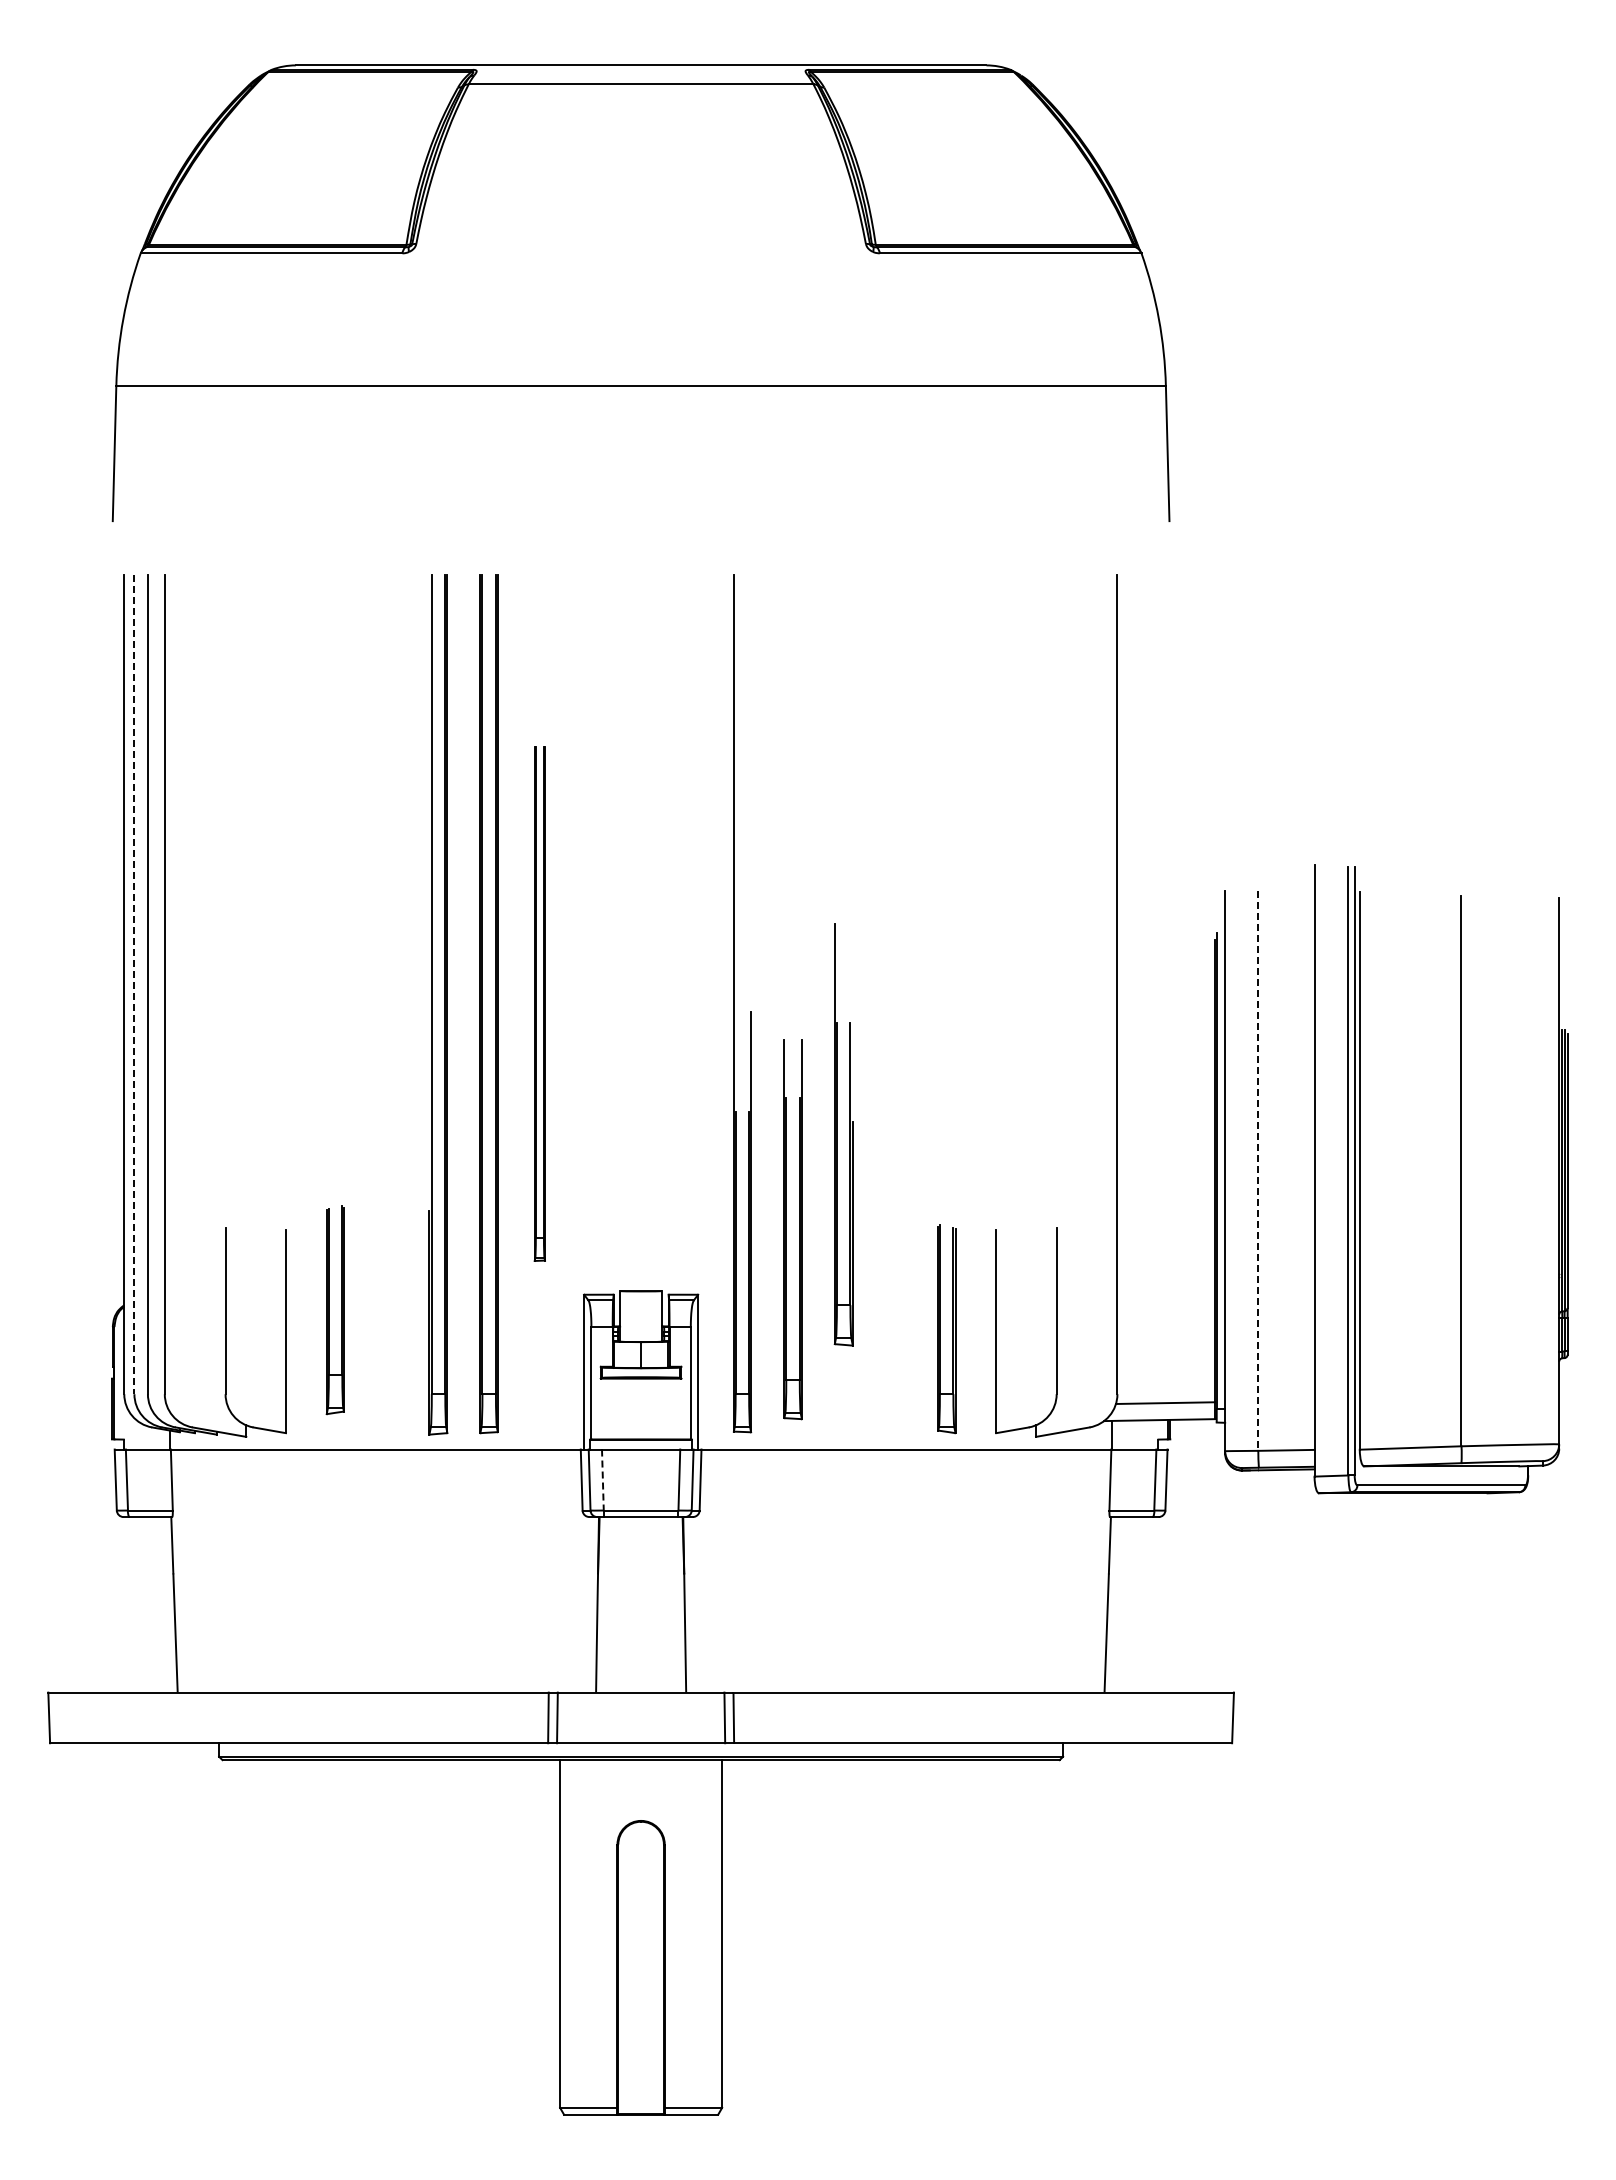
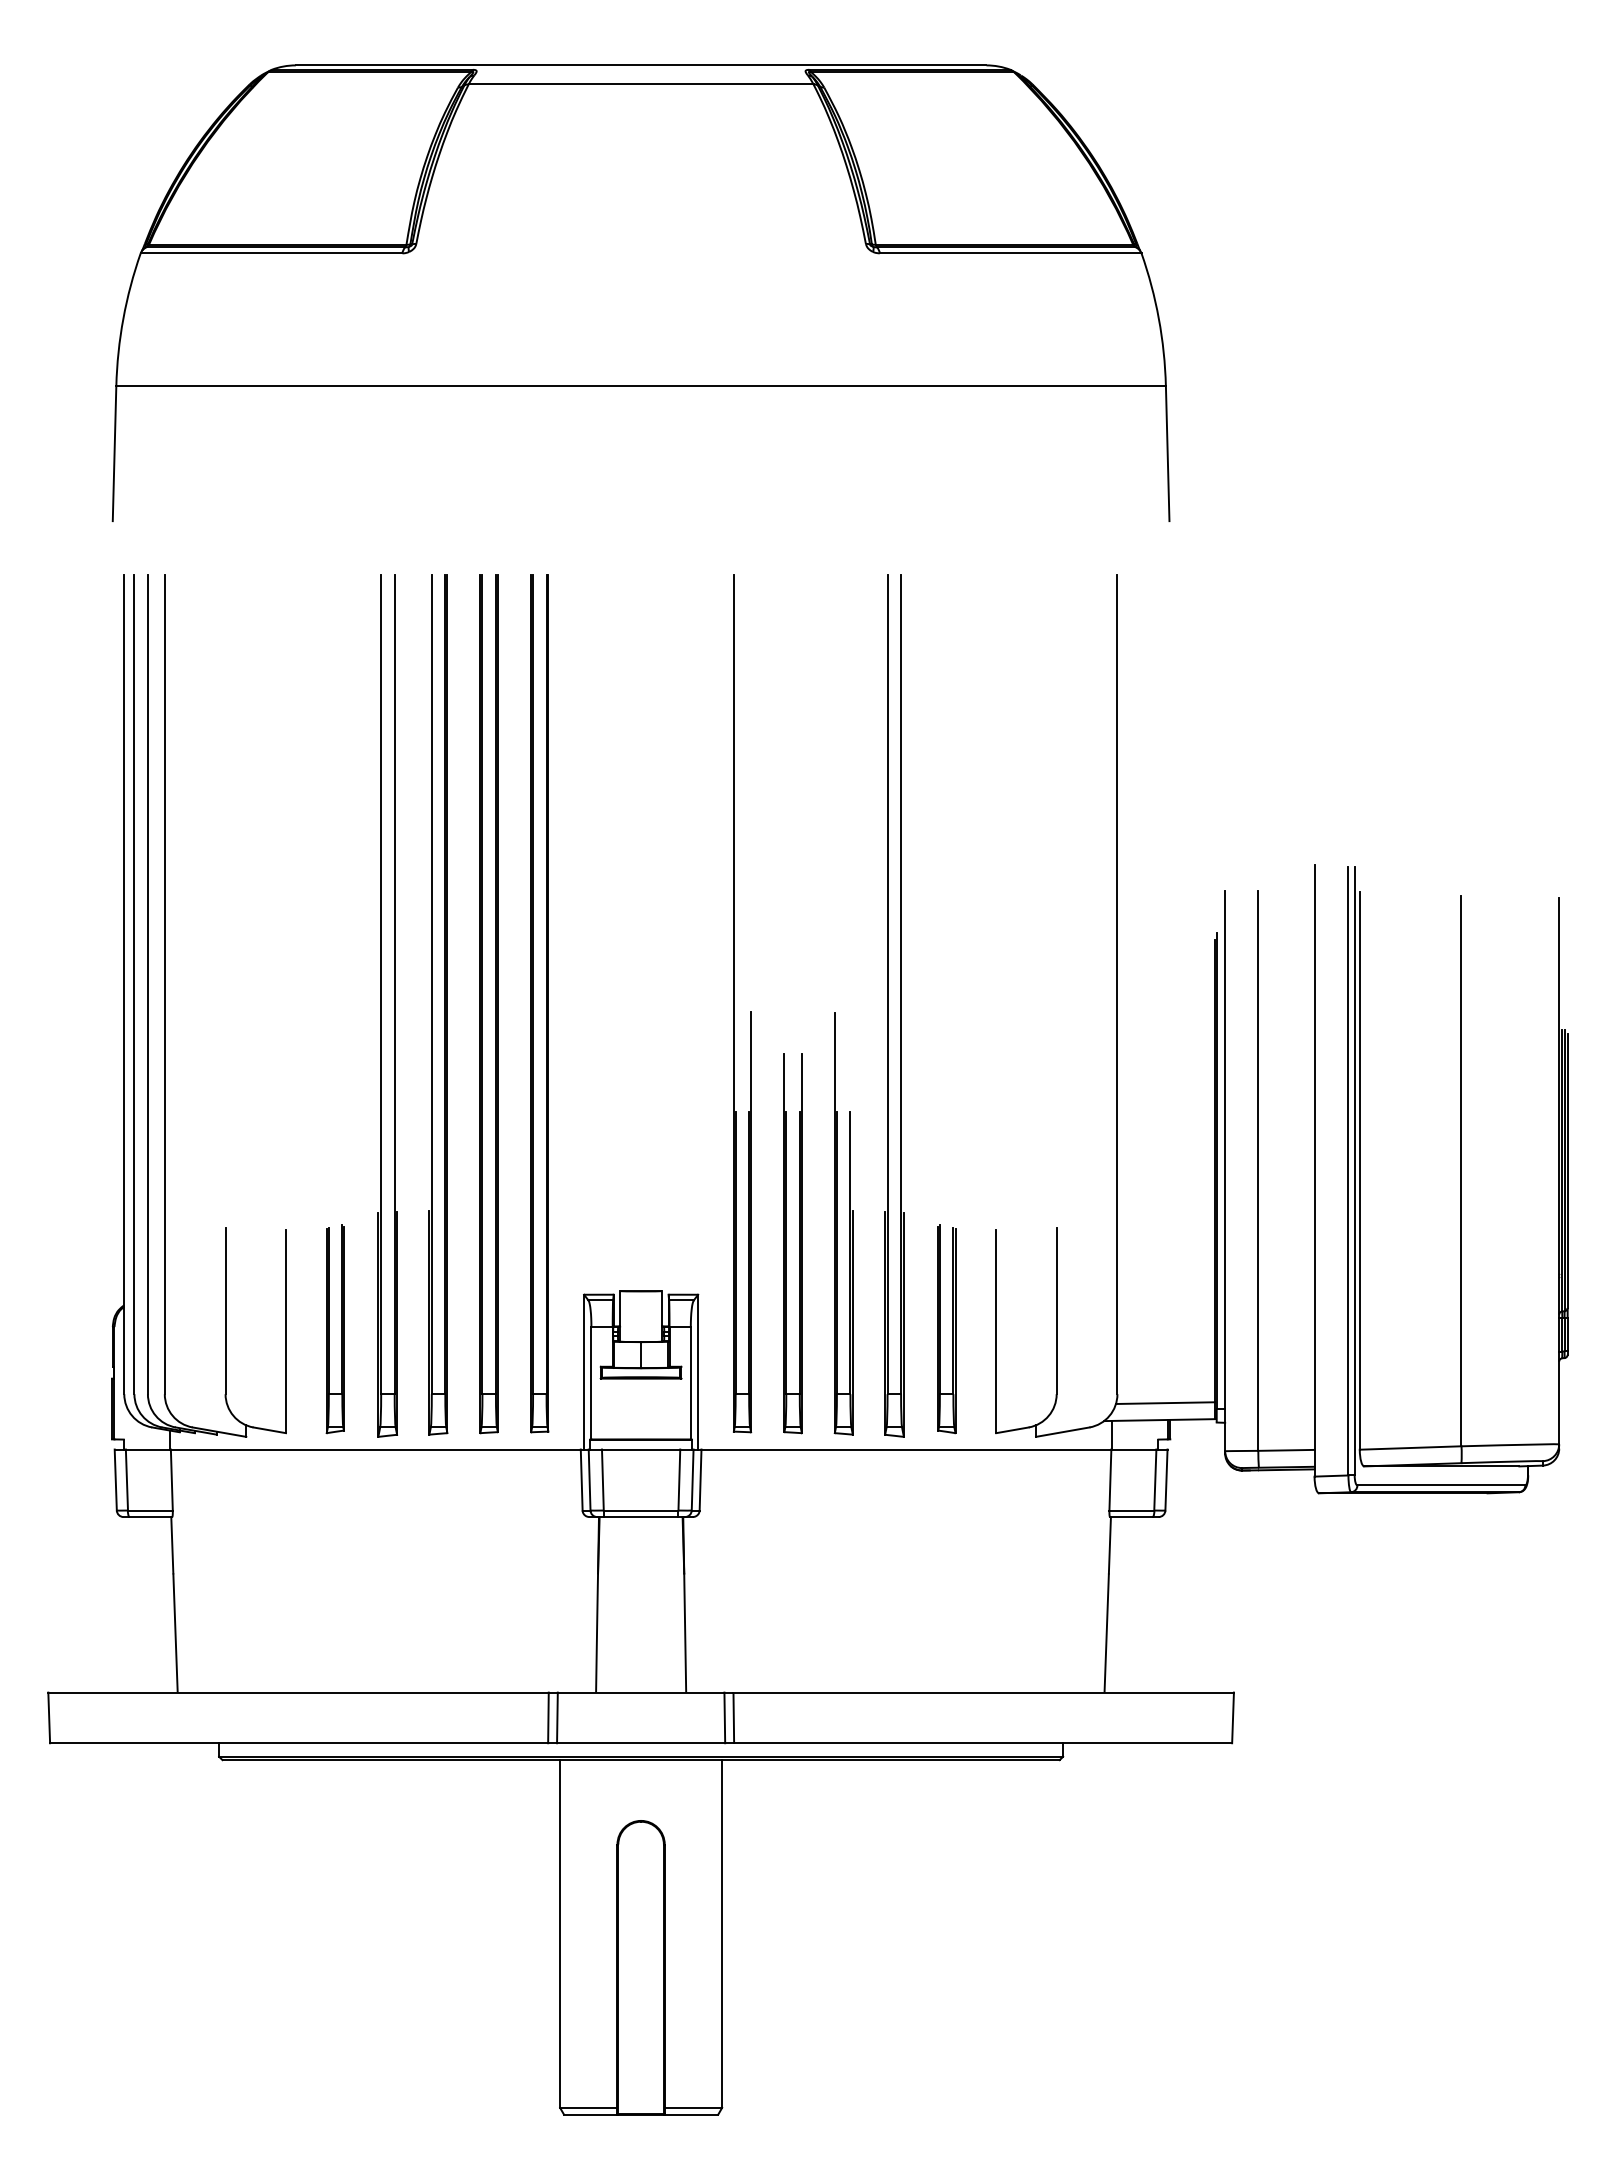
line: dashed -> solid (134, 984)
part size: 13x516 px -> 20x860 px (539, 1003)
part: none -> present (387, 1005)
part: none -> present (894, 1005)
part position: (843, 1134) -> (843, 1223) (843, 1223)
line: dashed -> solid (1258, 1171)
part position: (792, 1229) -> (792, 1243) (792, 1243)
part position: (334, 1310) -> (334, 1329) (334, 1329)
line: dashed -> solid (602, 1480)
